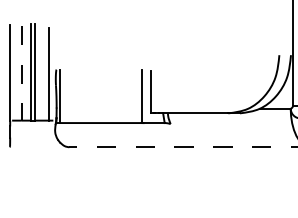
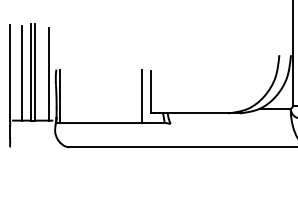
line: dashed -> solid (21, 73)
line: dashed -> solid (183, 147)
